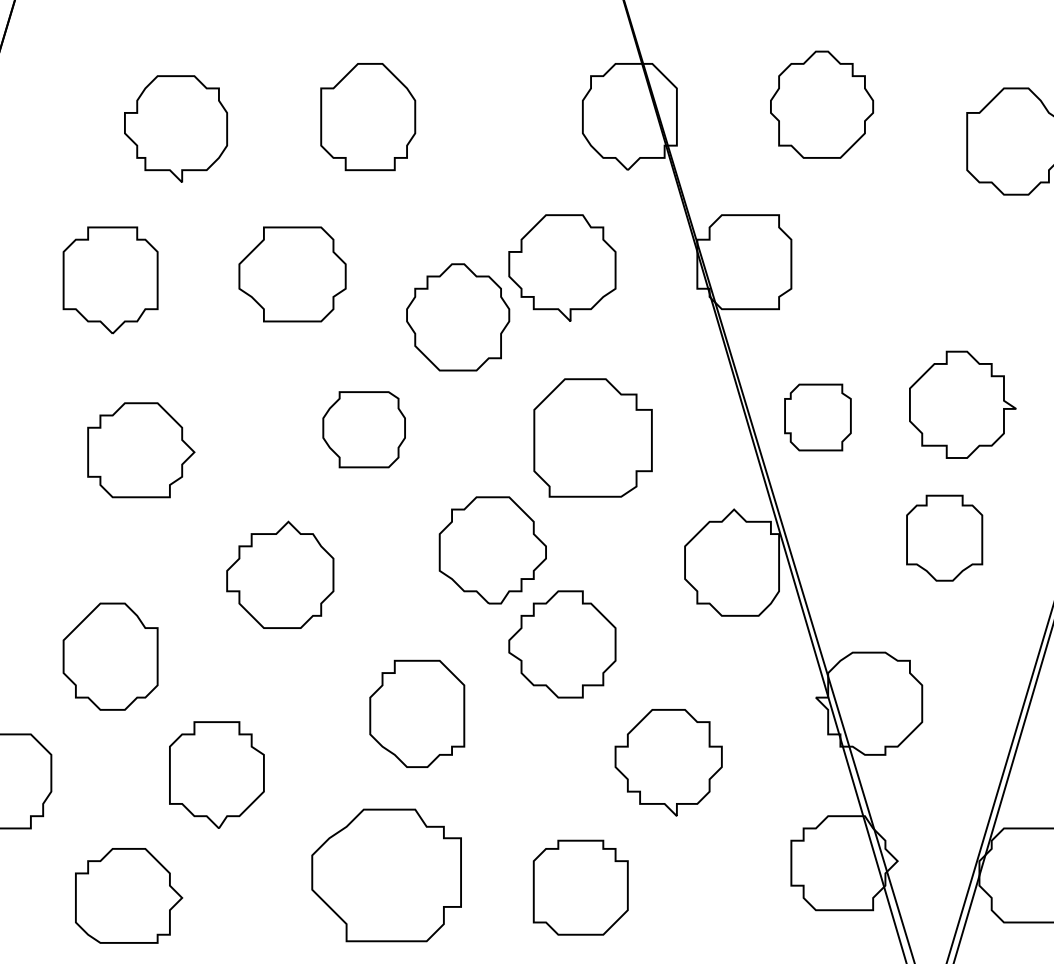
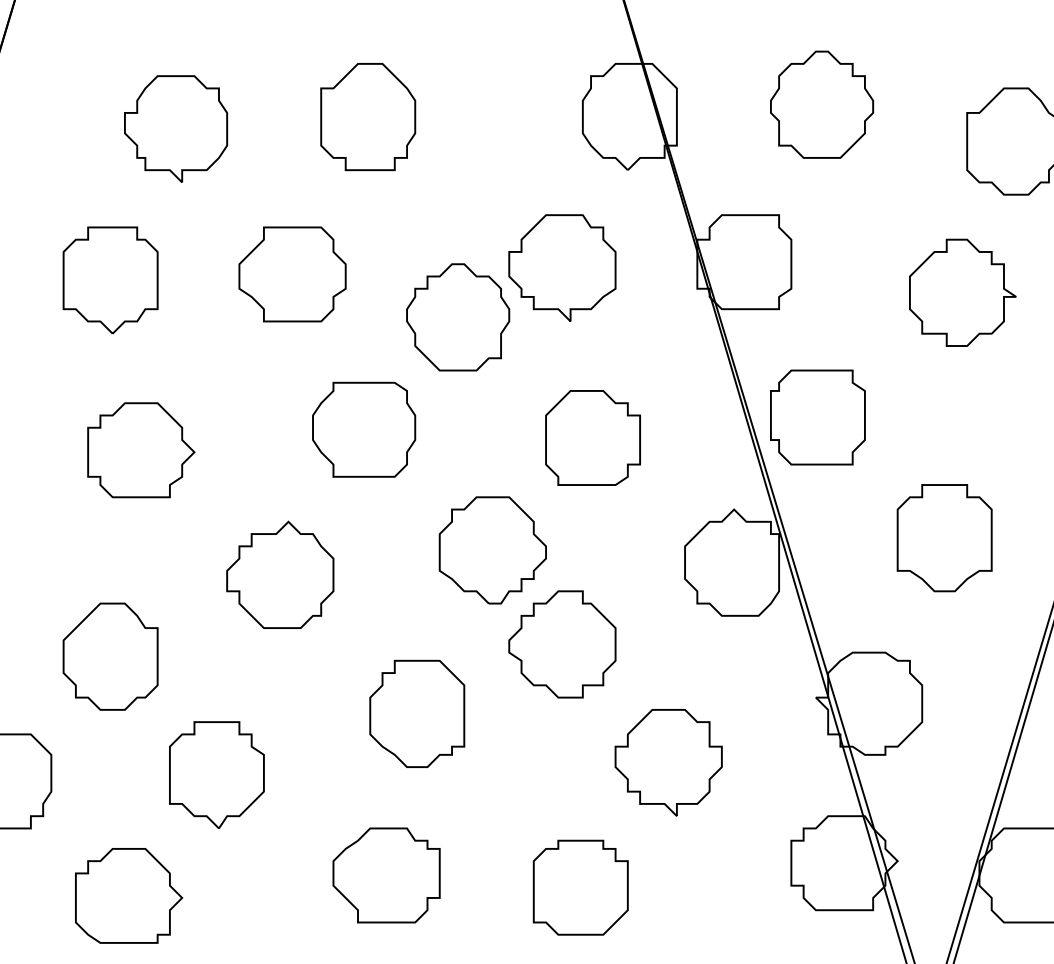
part position: (962, 404) -> (962, 292) (962, 292)
part size: 68x69 px -> 96x97 px (817, 417)
part size: 84x78 px -> 105x97 px (364, 429)
part size: 120x120 px -> 96x96 px (592, 437)
part size: 78x88 px -> 97x109 px (944, 538)
part size: 151x135 px -> 109x97 px (386, 875)
